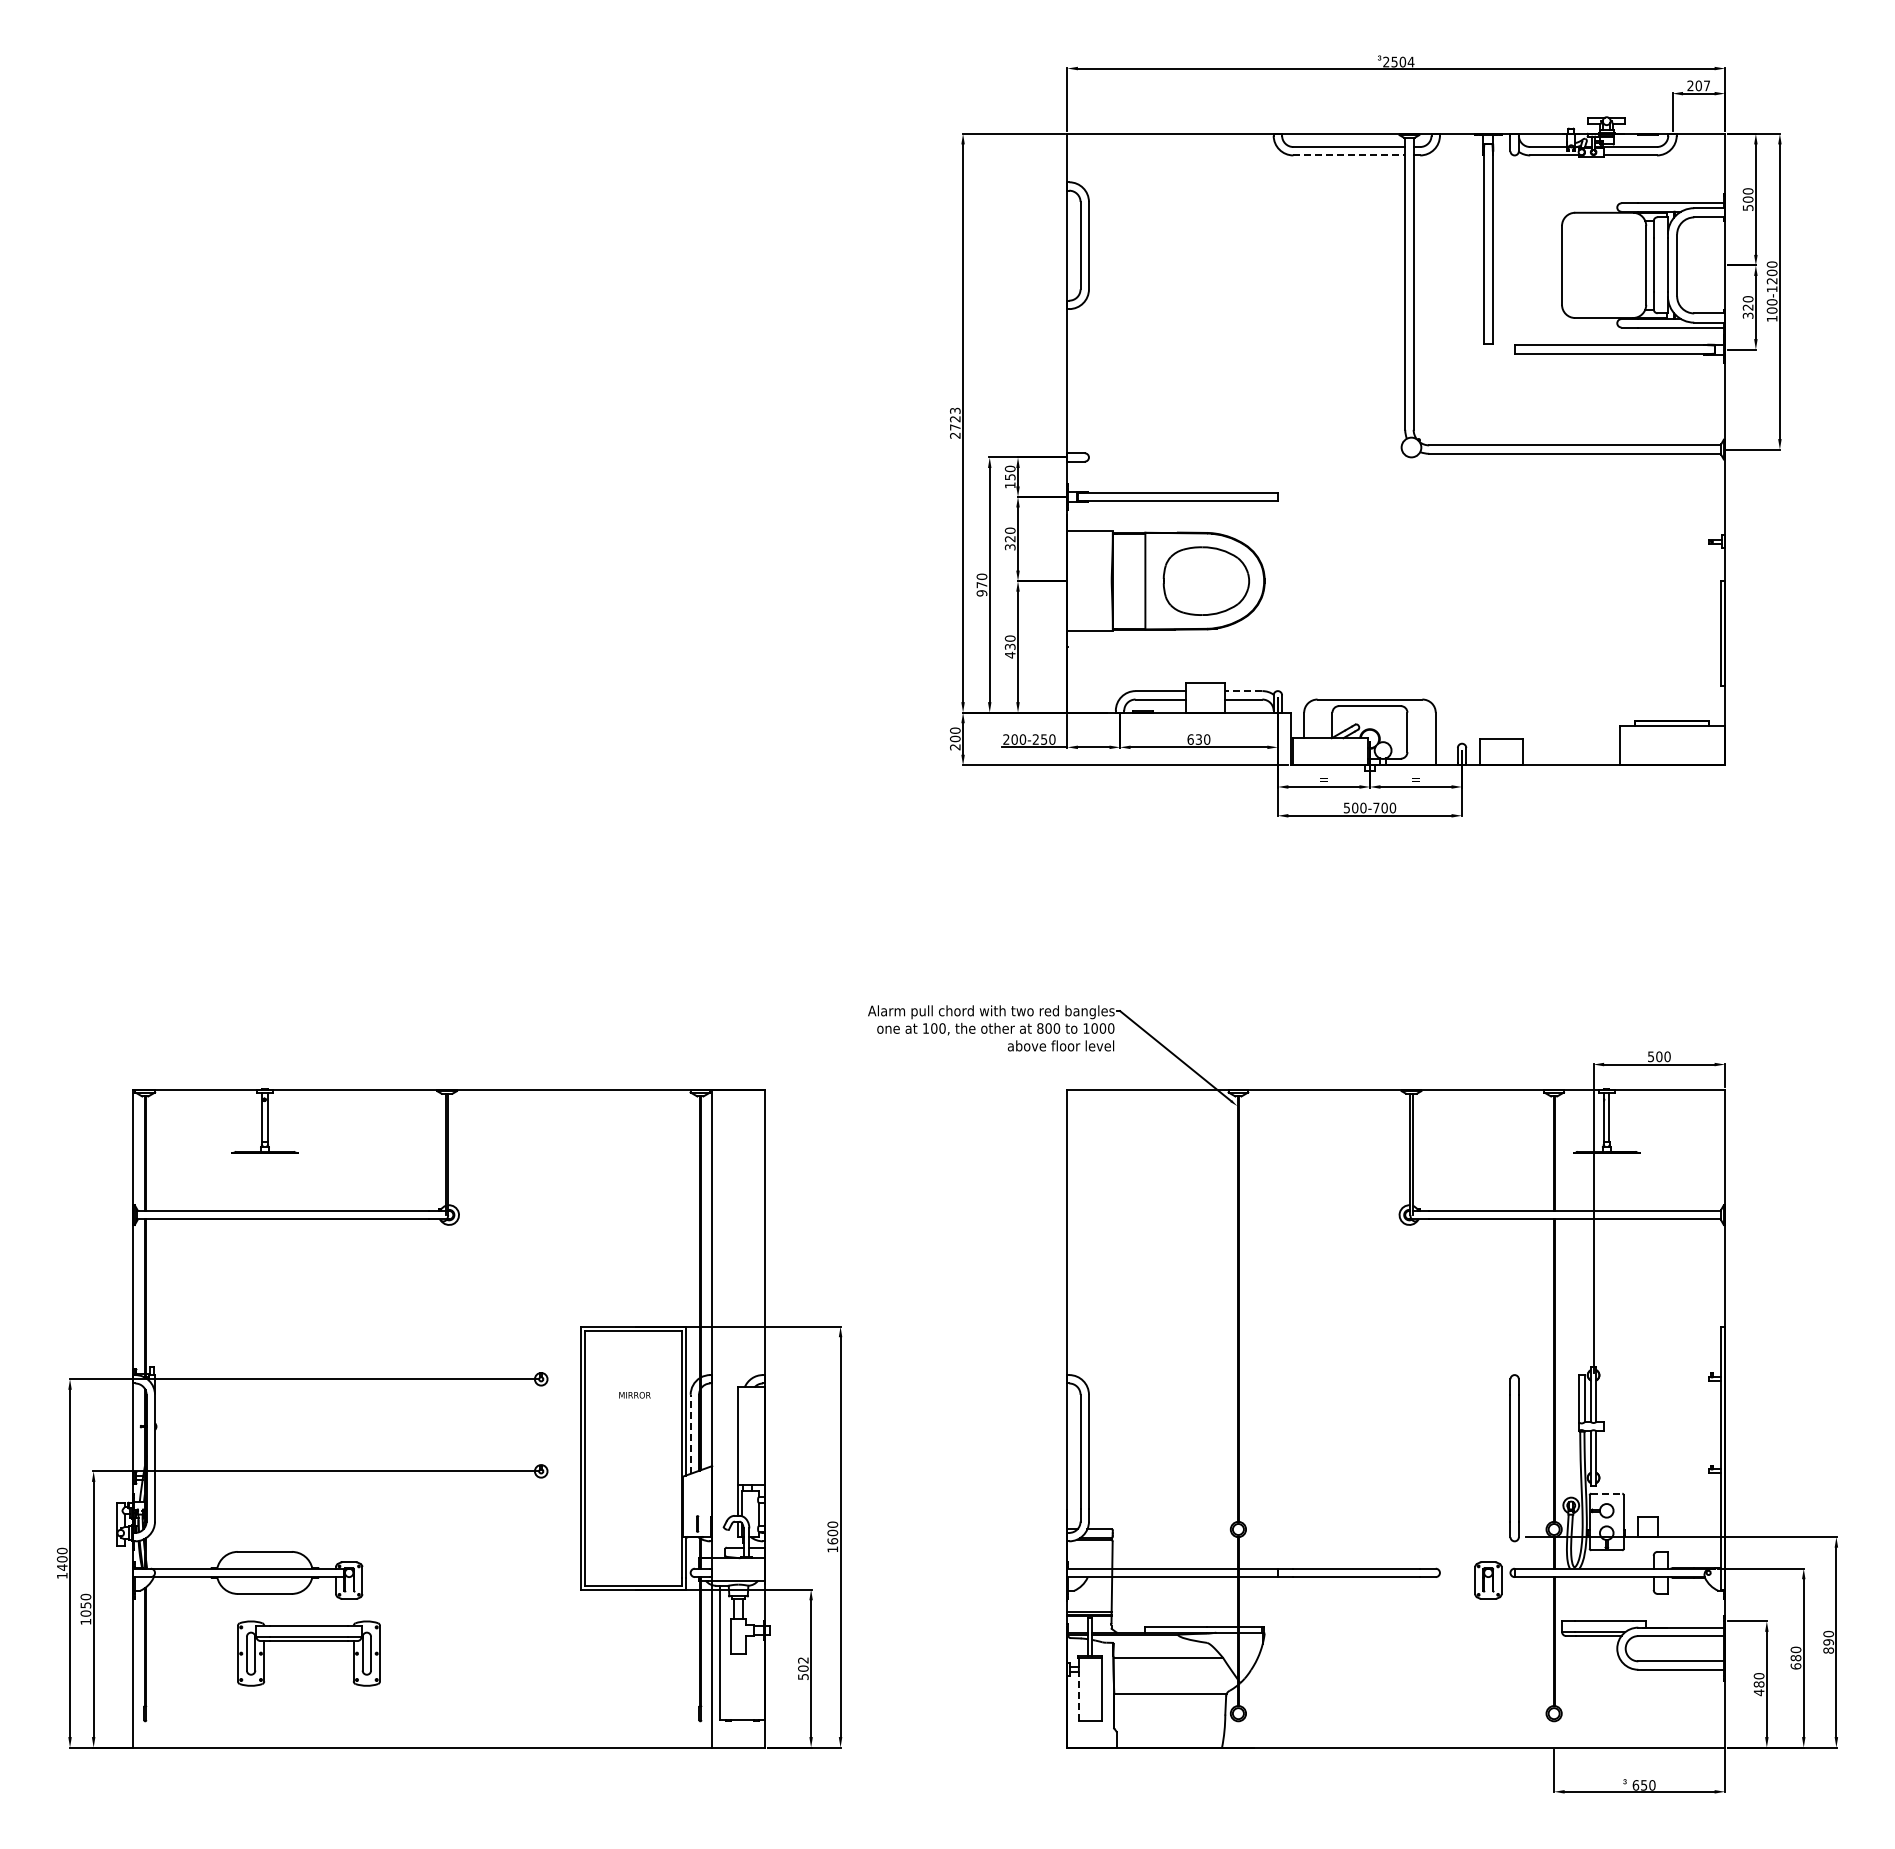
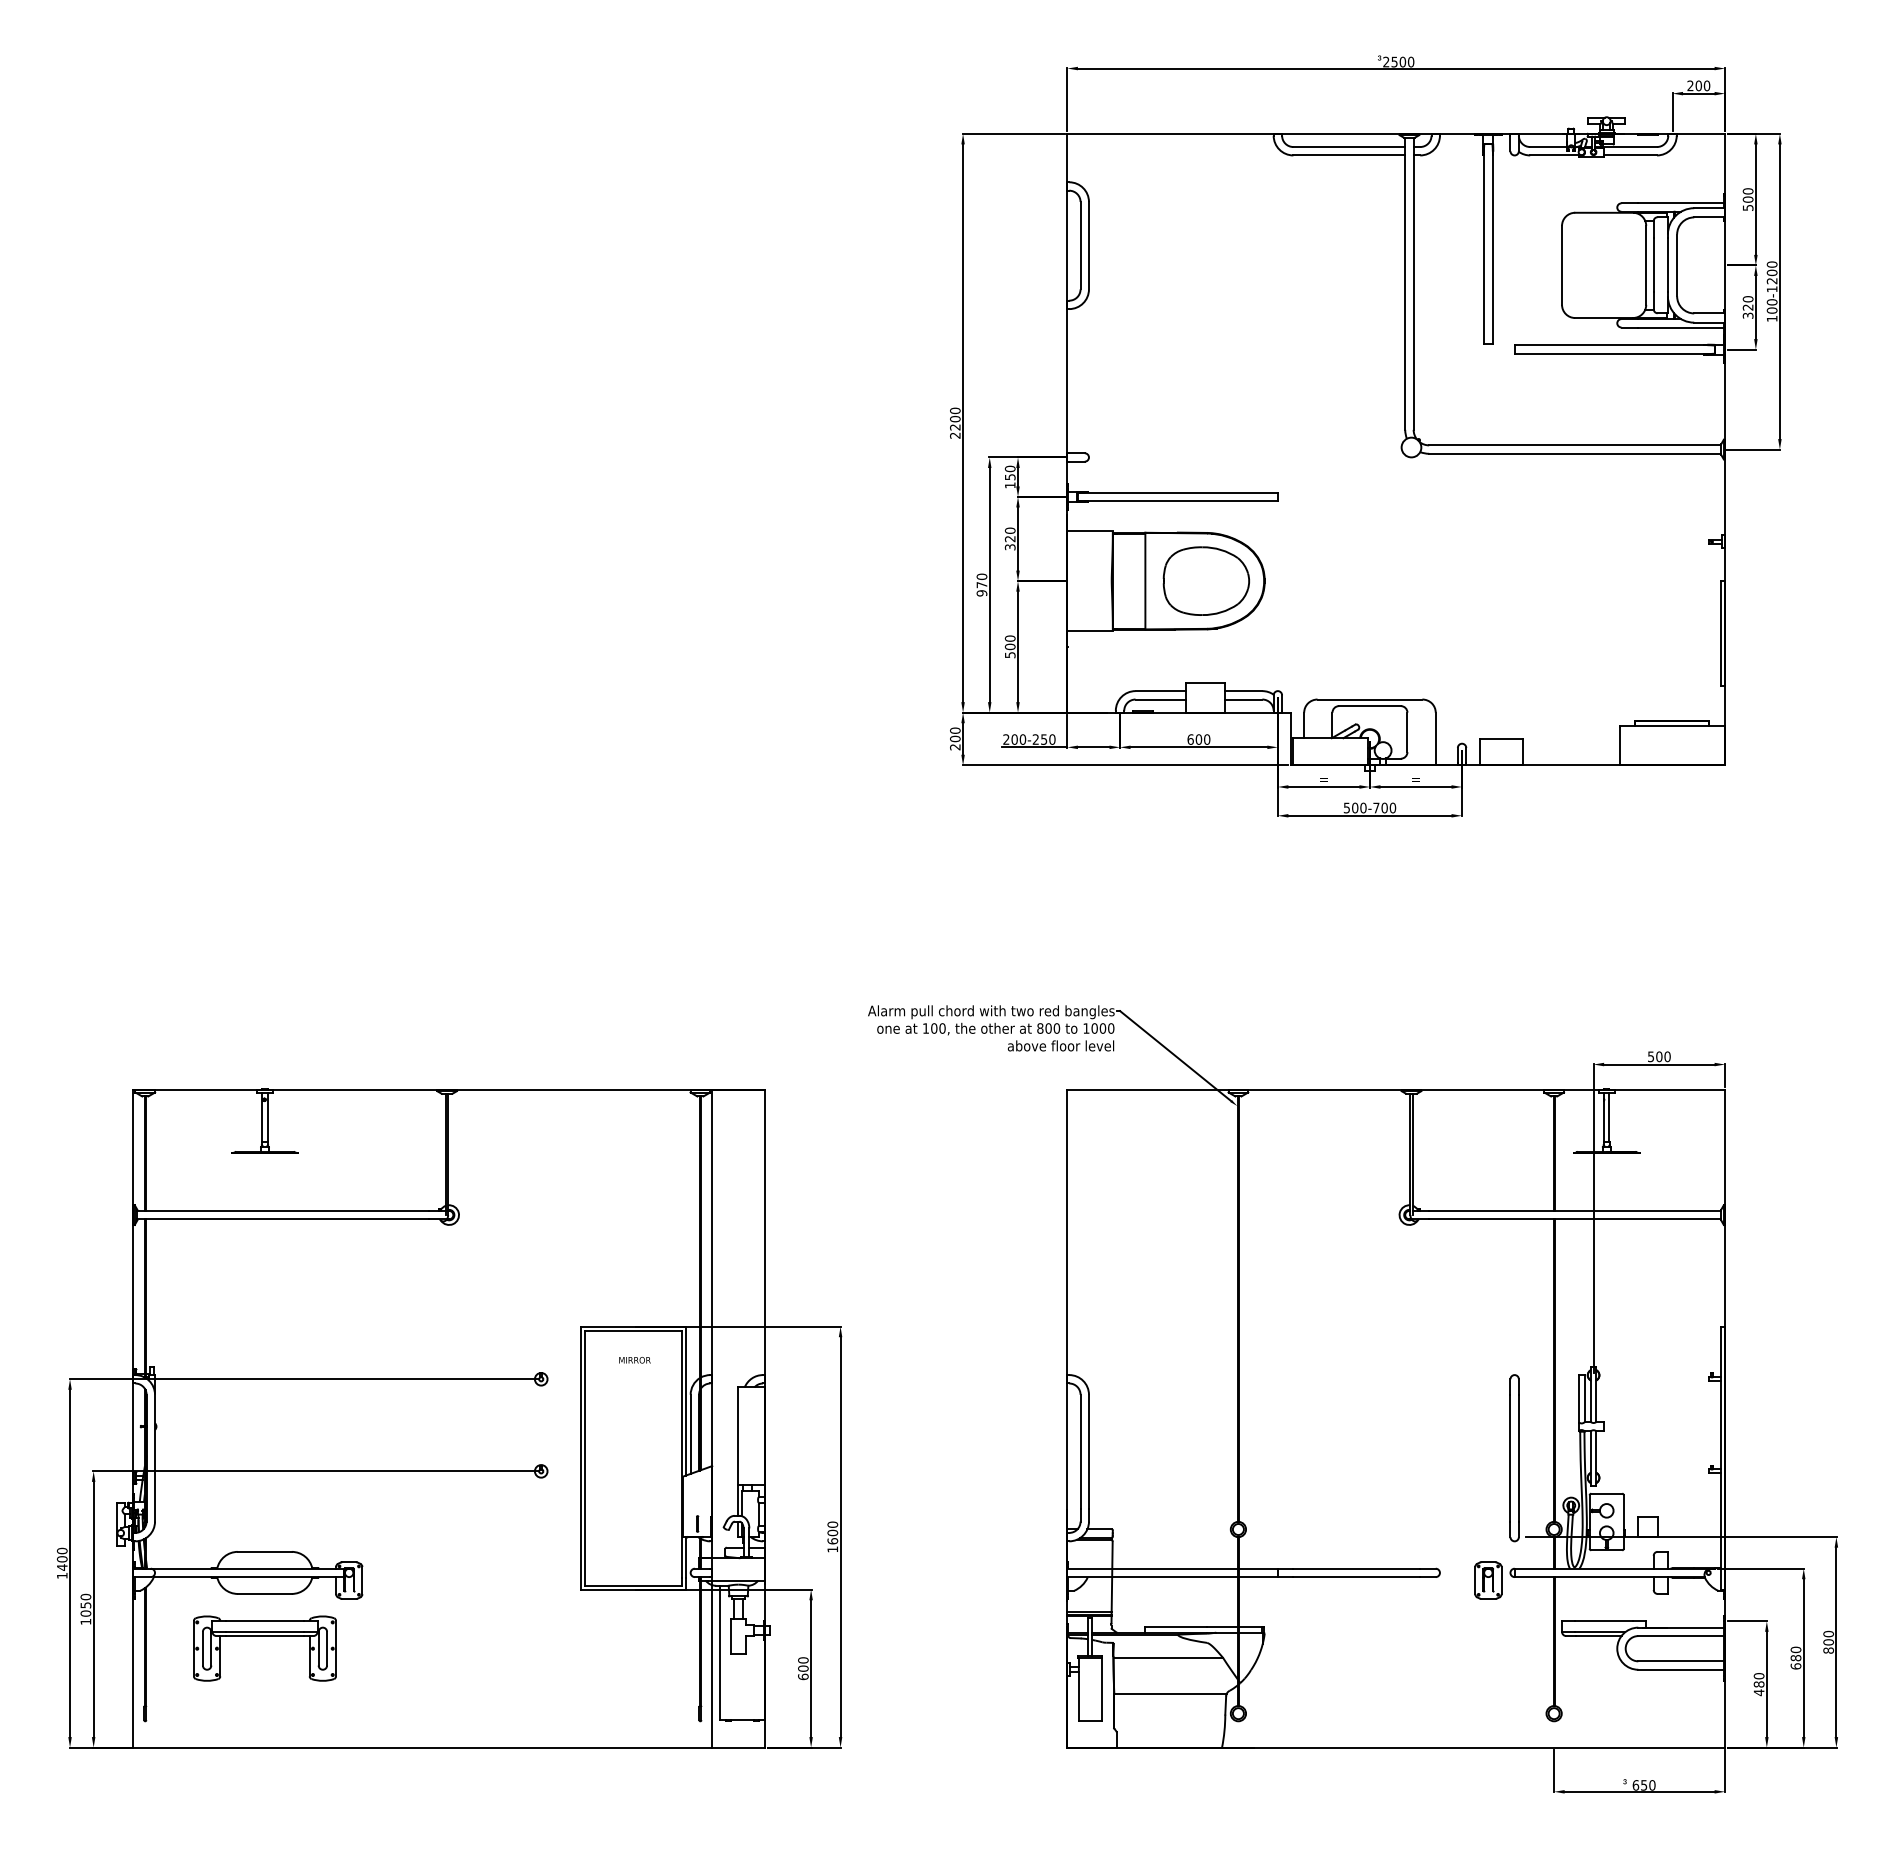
text: 2504 -> 2500 (1410, 61)
text: 207 -> 200 (1706, 85)
line: dashed -> solid (1349, 155)
text: 2723 -> 2200 (955, 418)
text: 430 -> 500 (1010, 650)
line: dashed -> solid (1243, 691)
text: 630 -> 600 (1198, 739)
text position: (634, 1395) -> (634, 1360) (634, 1360)
line: dashed -> solid (690, 1434)
line: dashed -> solid (1606, 1493)
part position: (308, 1641) -> (264, 1636) (264, 1636)
text: 890 -> 800 (1828, 1642)
text: 502 -> 600 (803, 1668)
line: dashed -> solid (1078, 1696)
